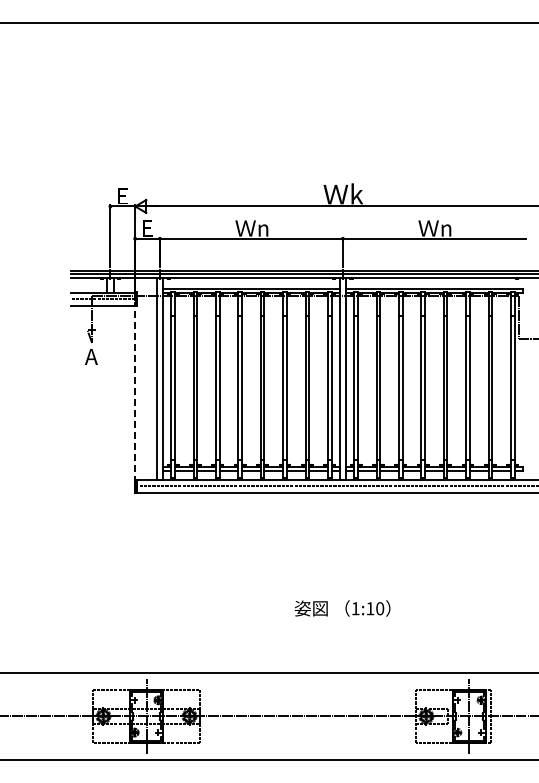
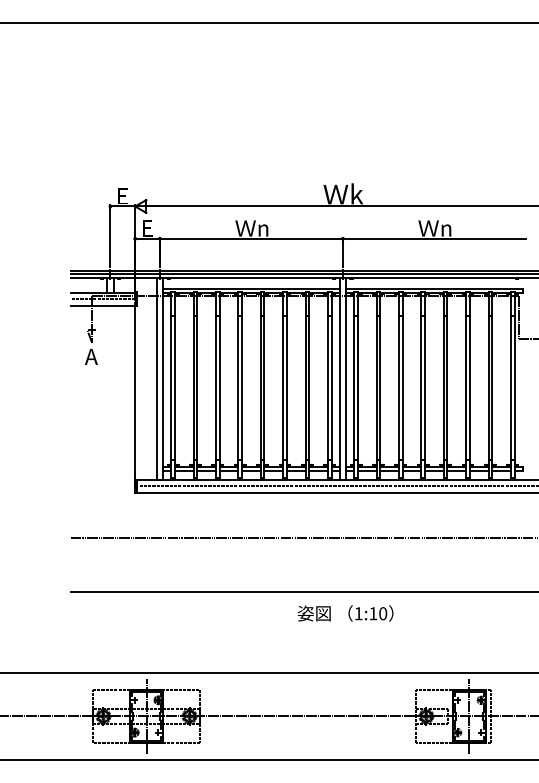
line: dashed -> solid (135, 394)
line: none -> present (302, 538)
line: none -> present (302, 591)
text position: (342, 608) -> (345, 613) (345, 613)
